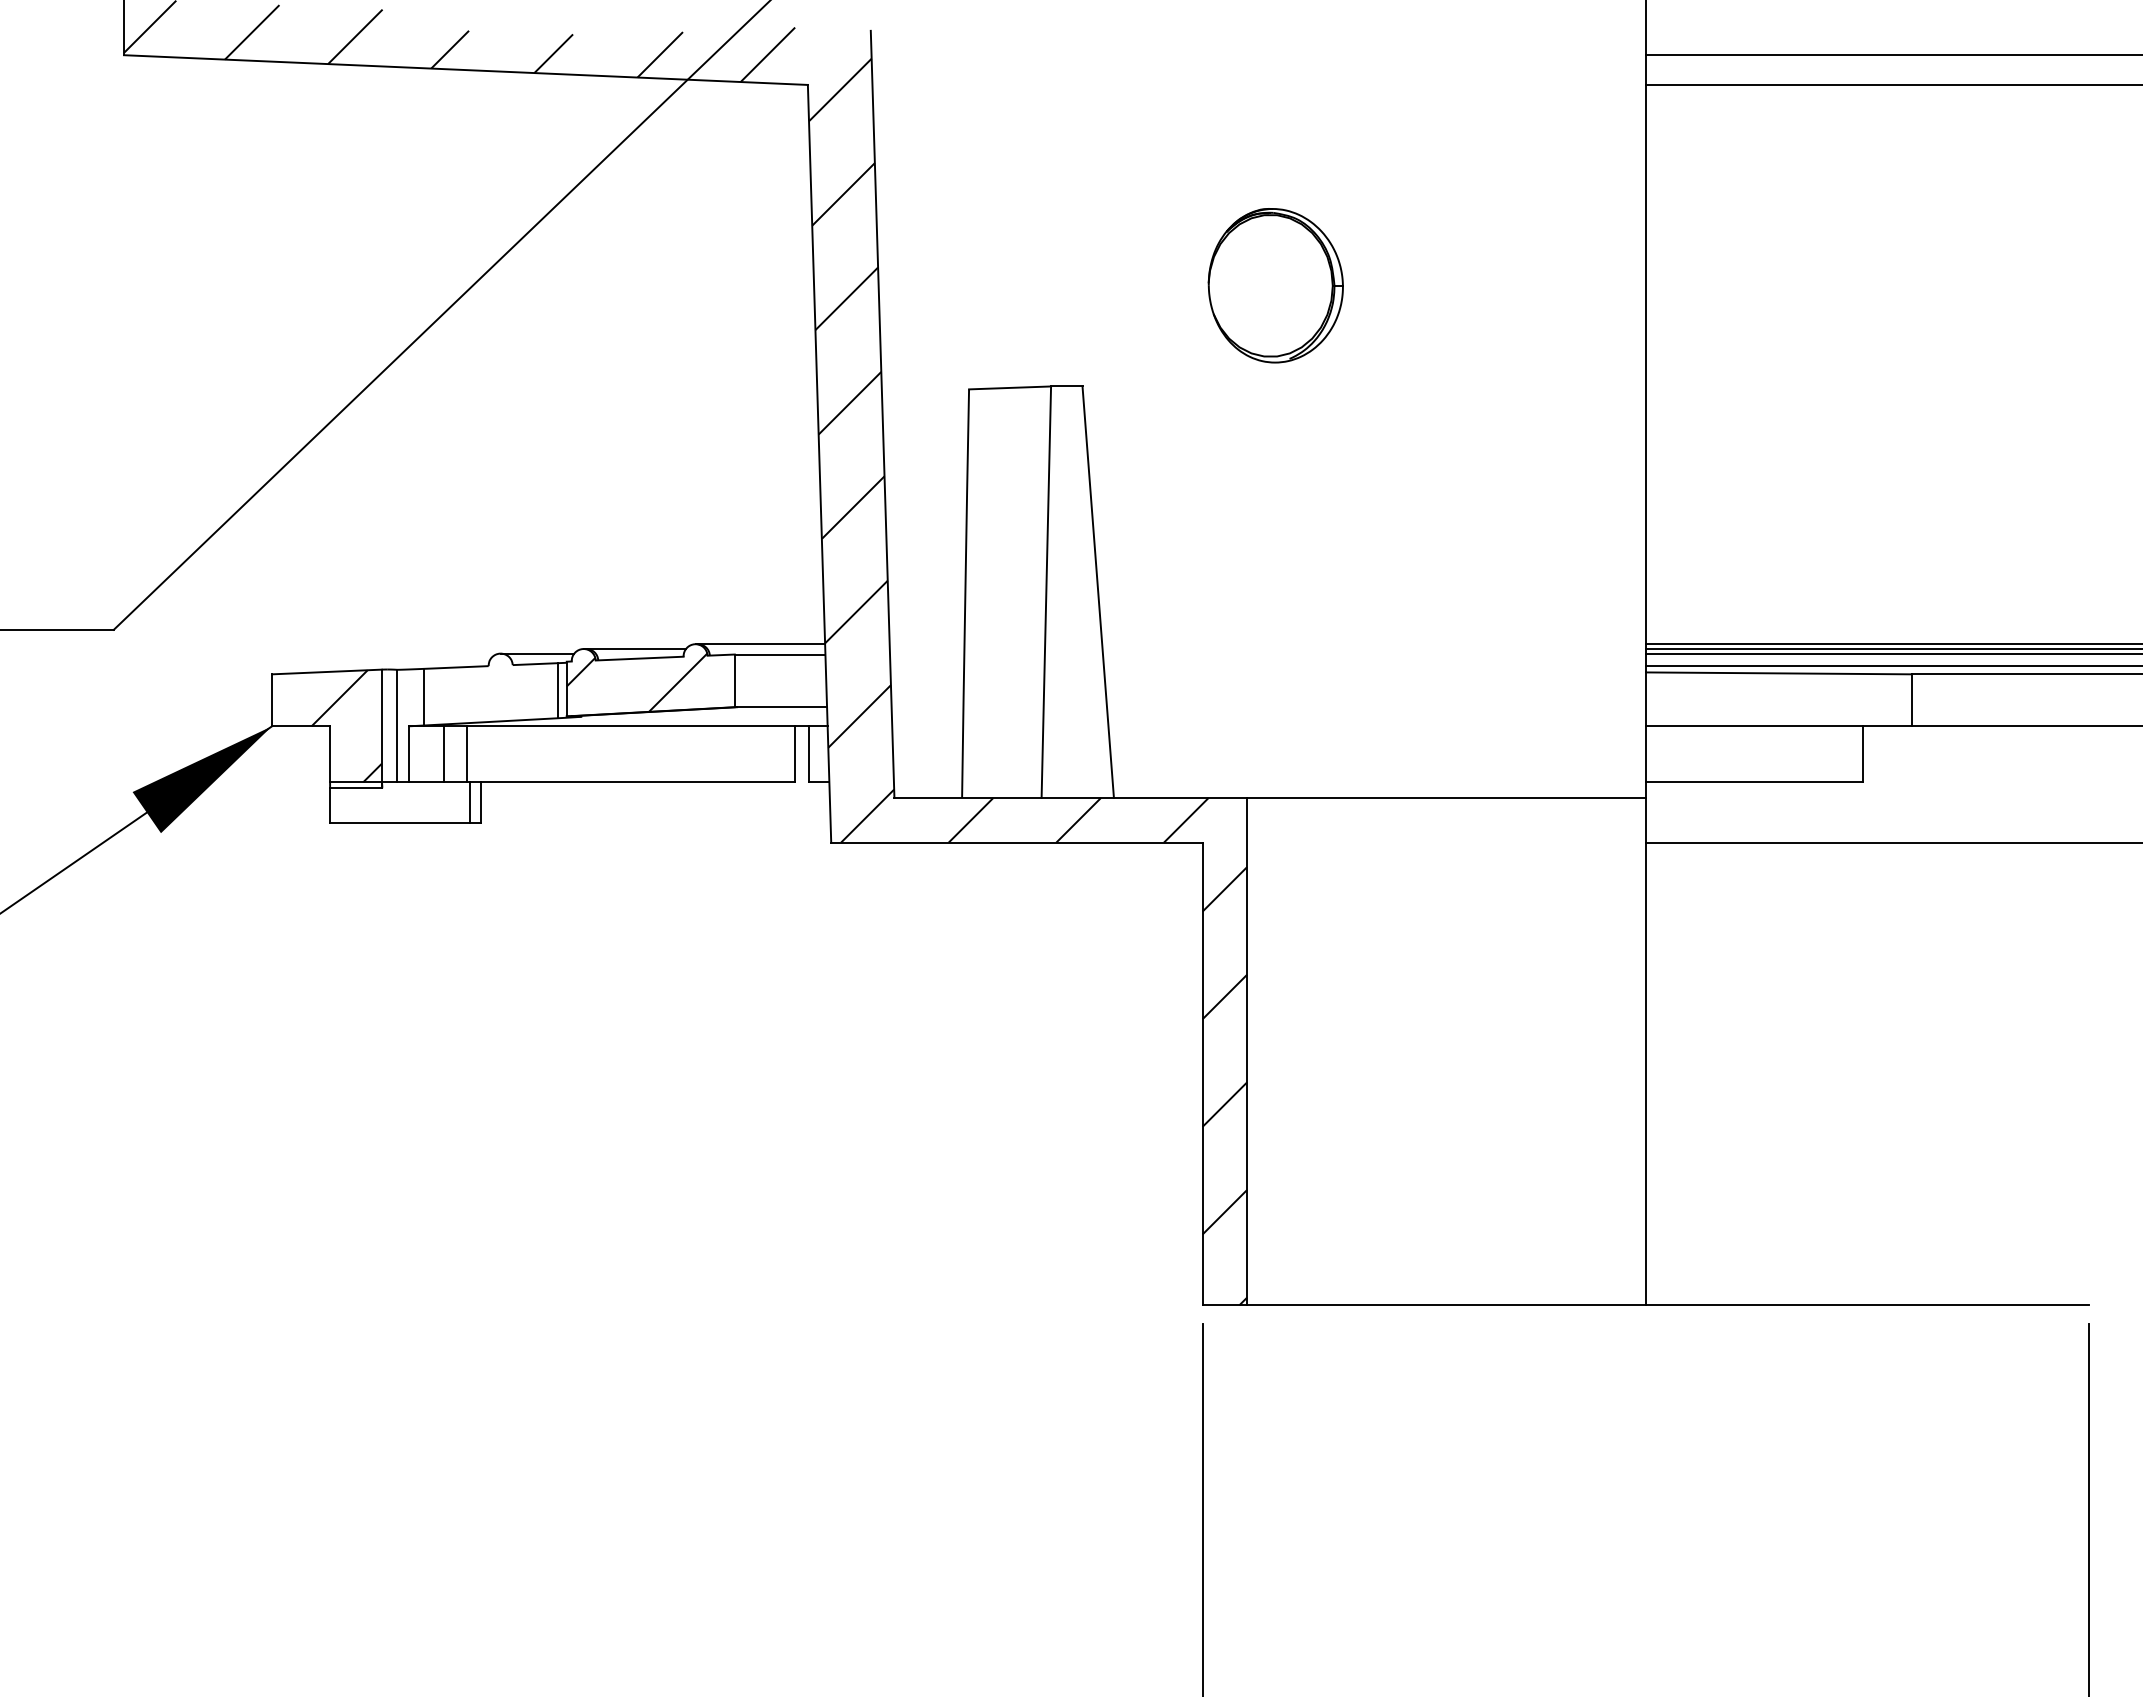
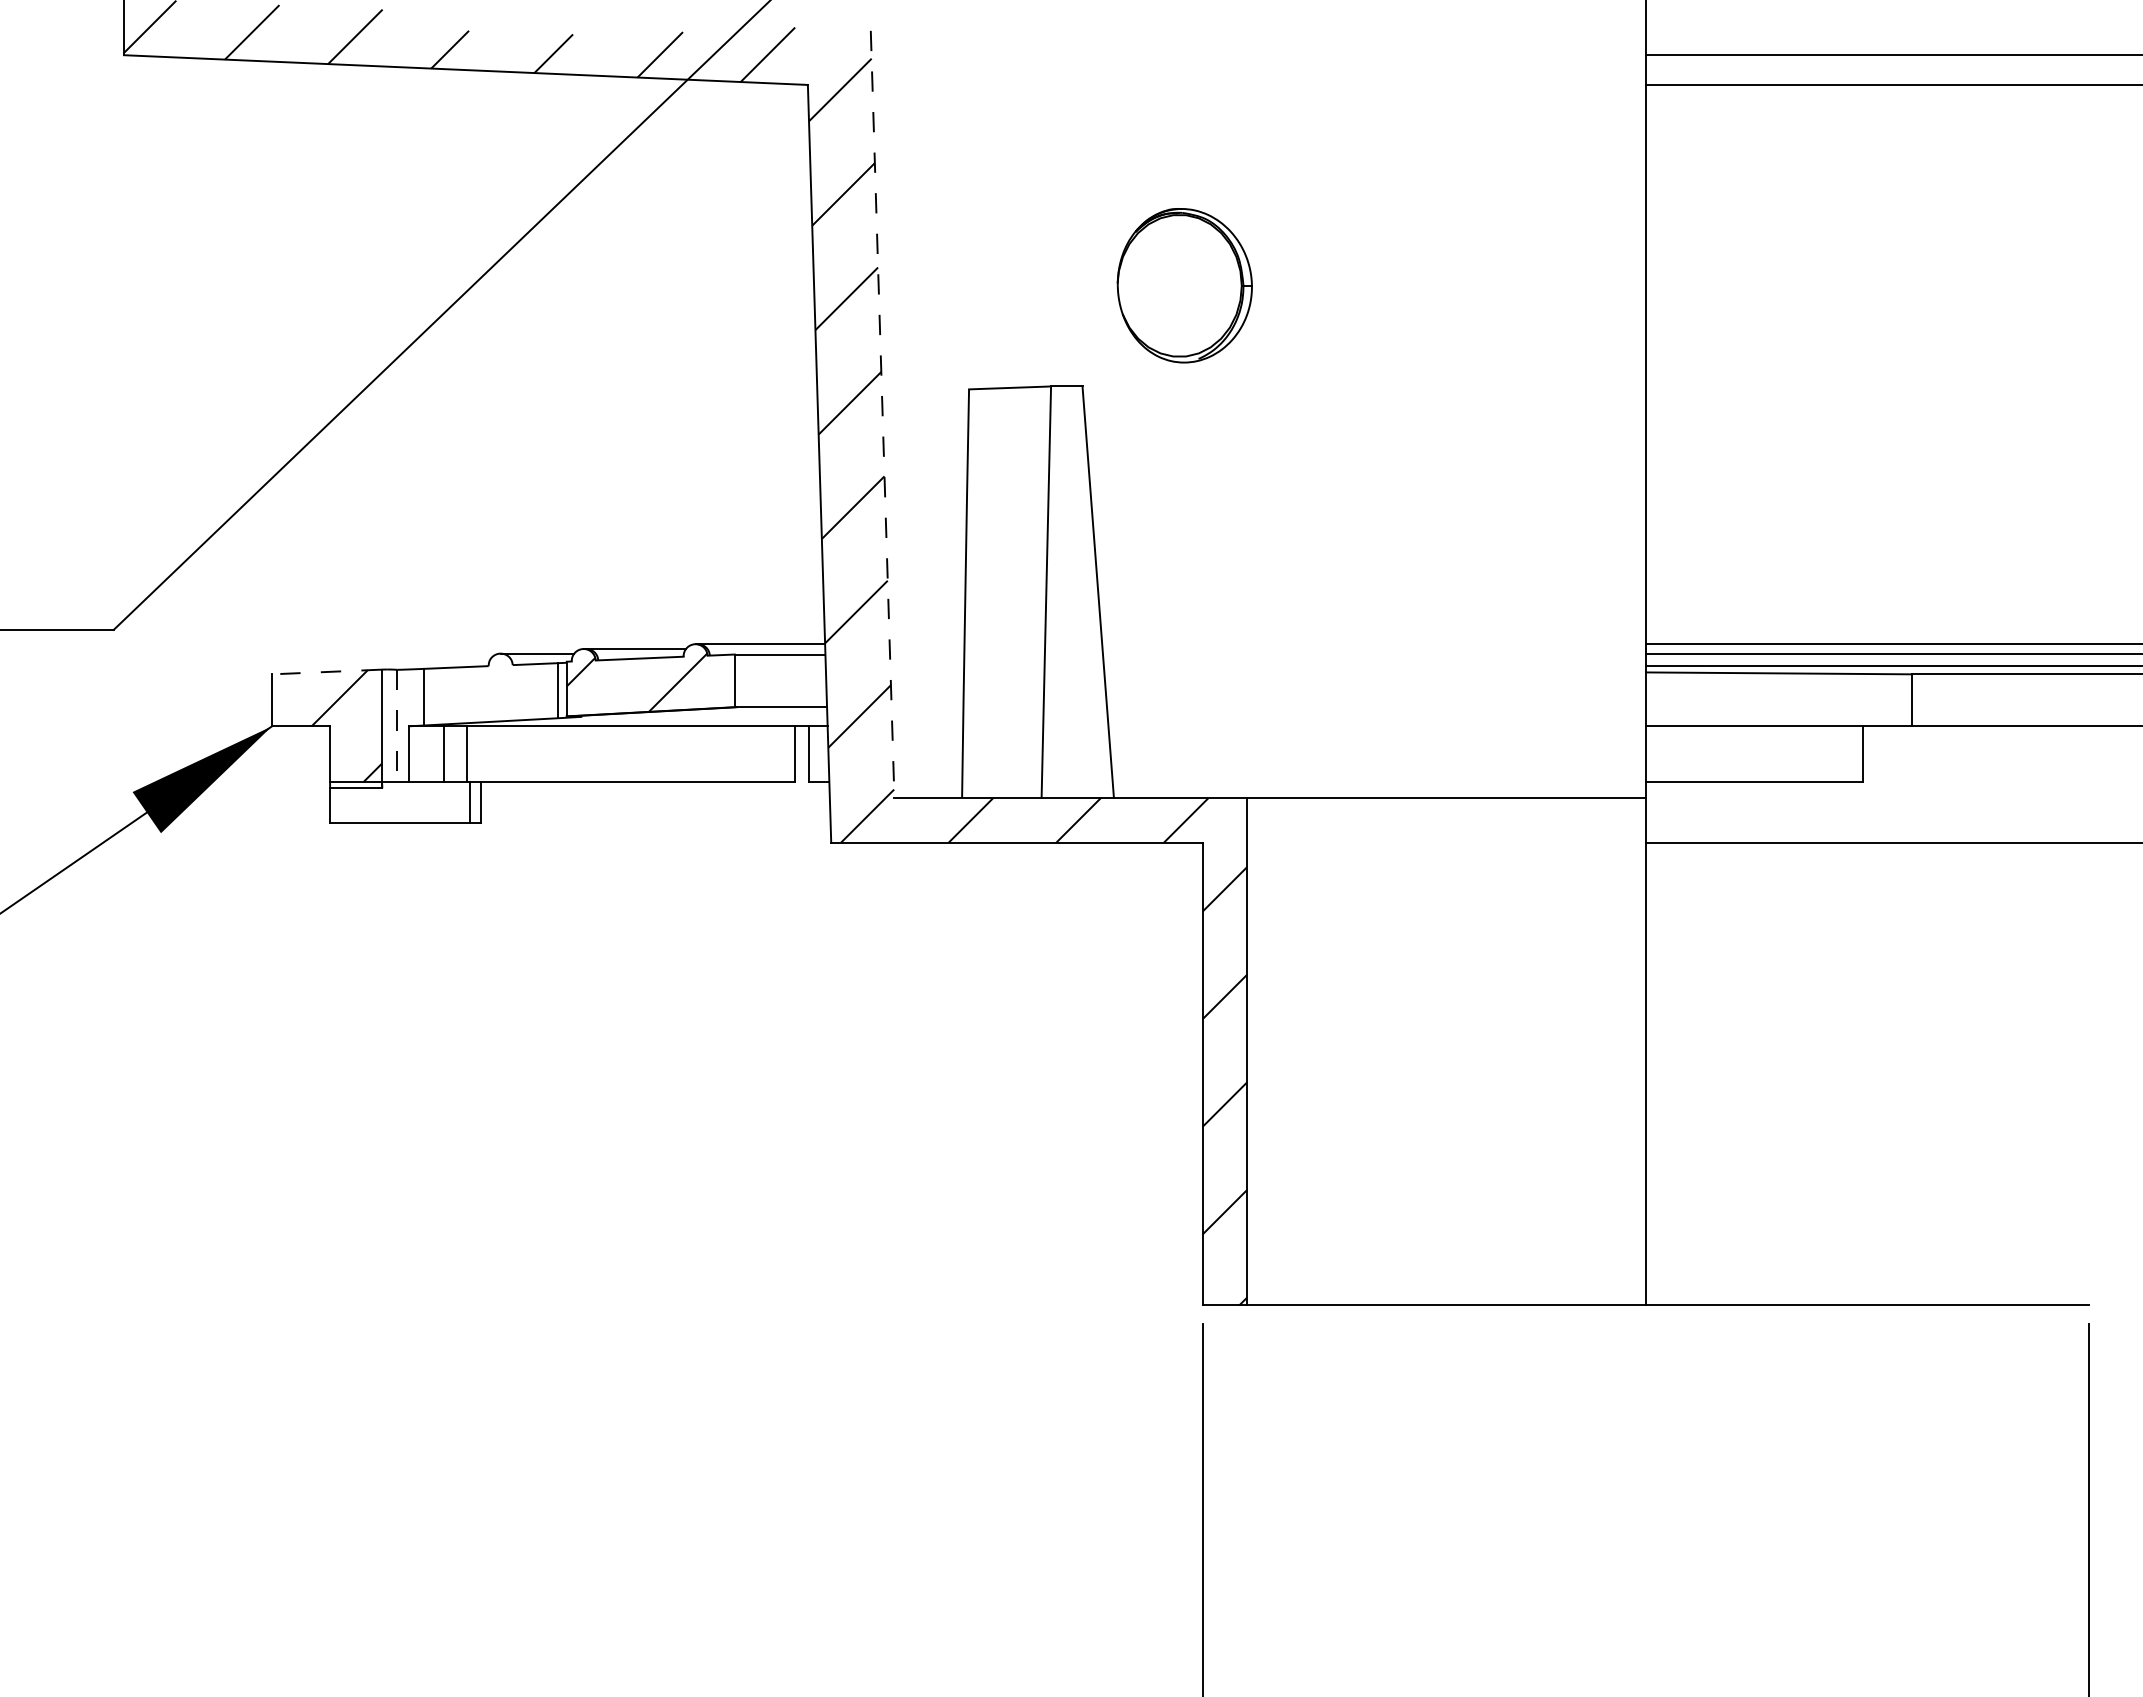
part position: (1275, 285) -> (1184, 285) (1184, 285)
line: solid -> dashed (882, 414)
line: present -> none (1892, 649)
line: solid -> dashed (326, 671)
line: solid -> dashed (397, 726)
